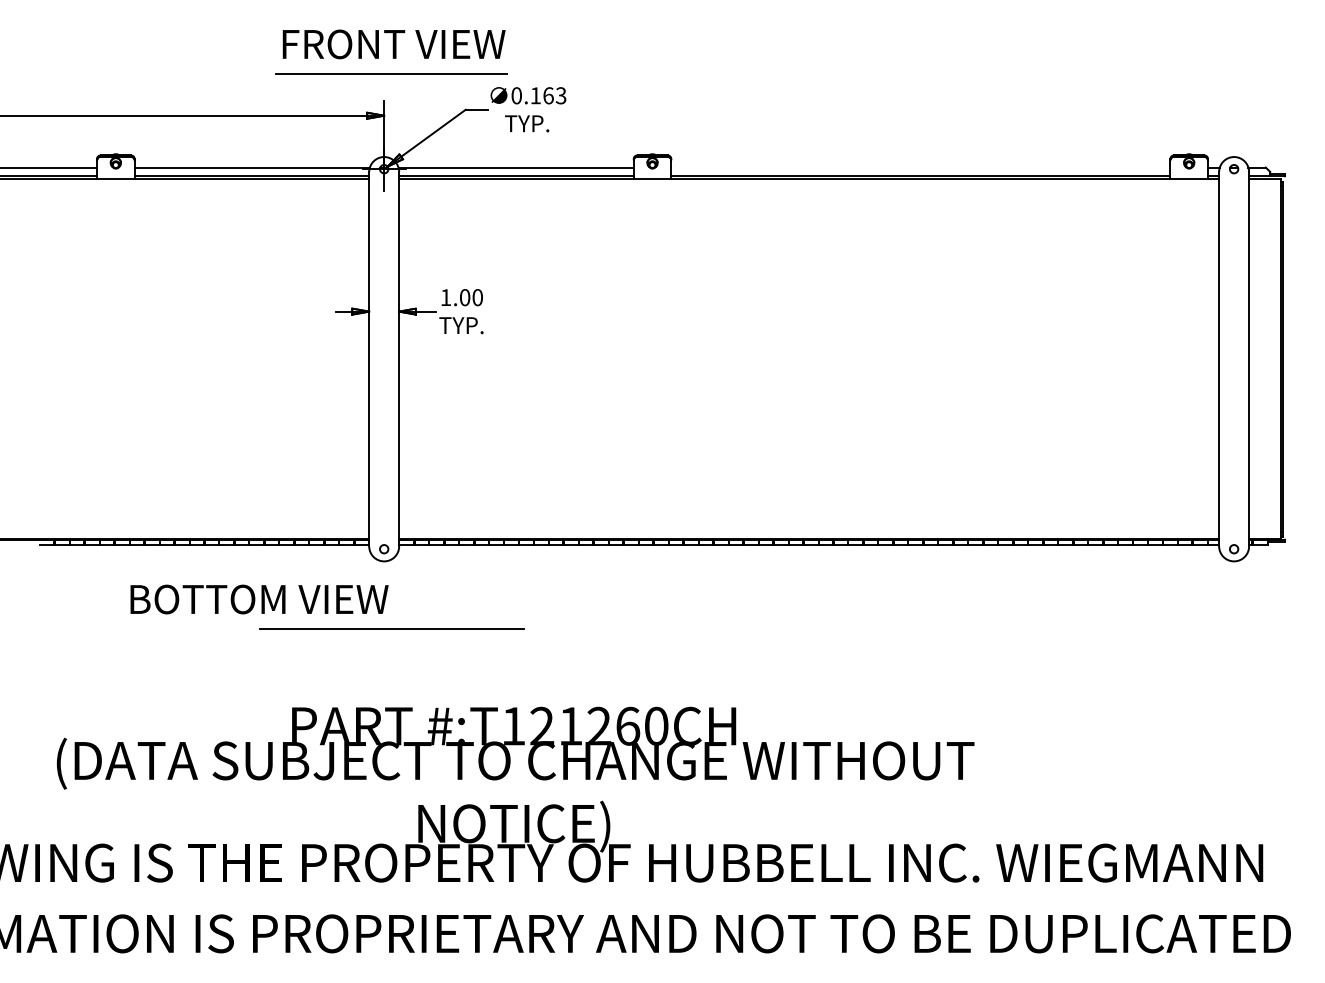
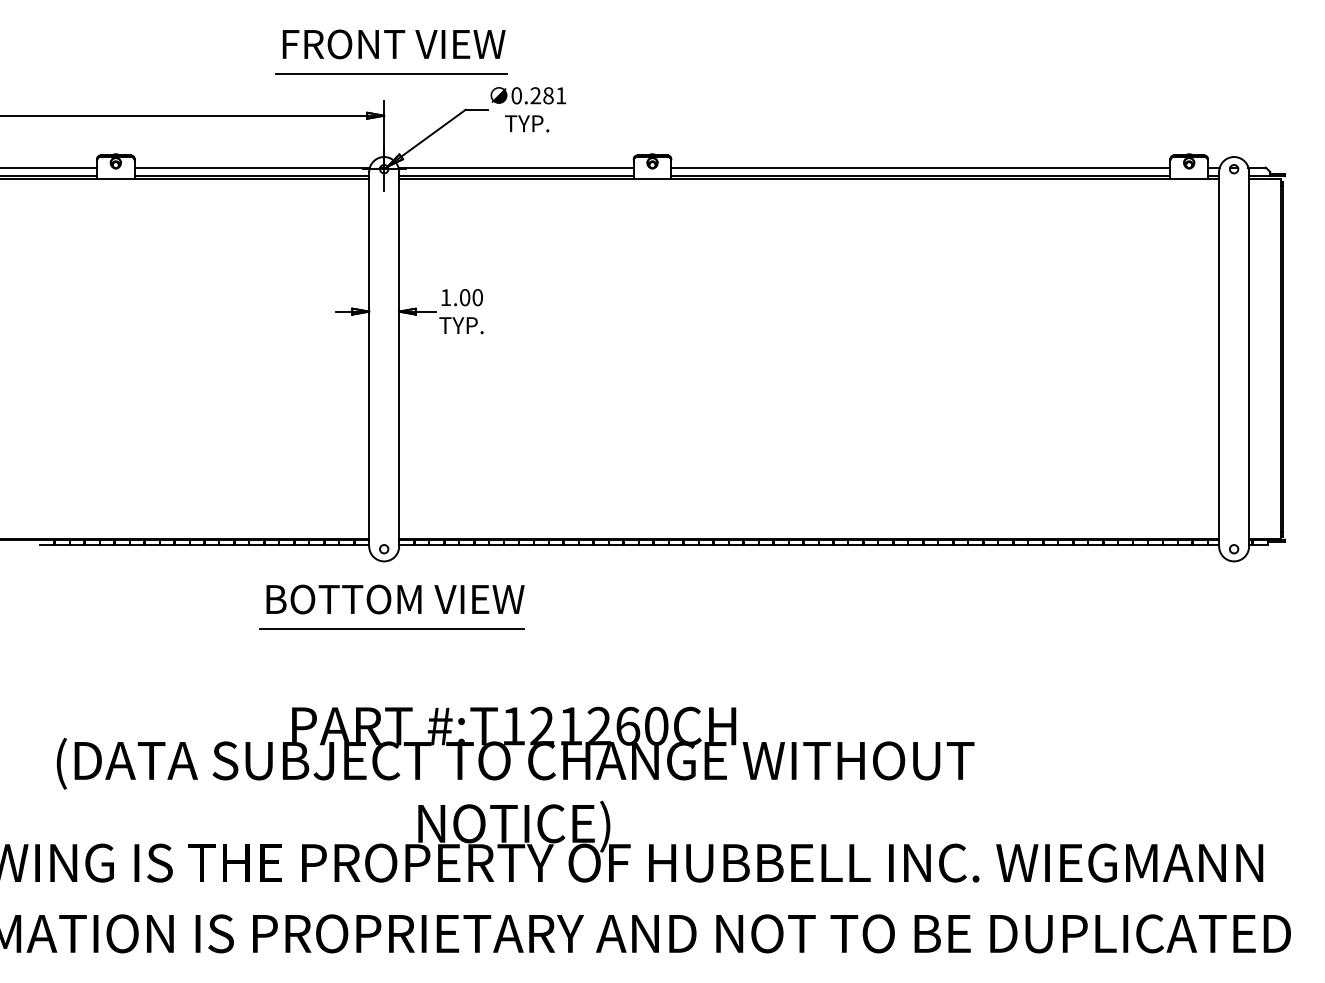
text: 0.163 -> 0.281 (548, 95)
line: none -> present (920, 167)
text position: (259, 599) -> (395, 599) (395, 599)
